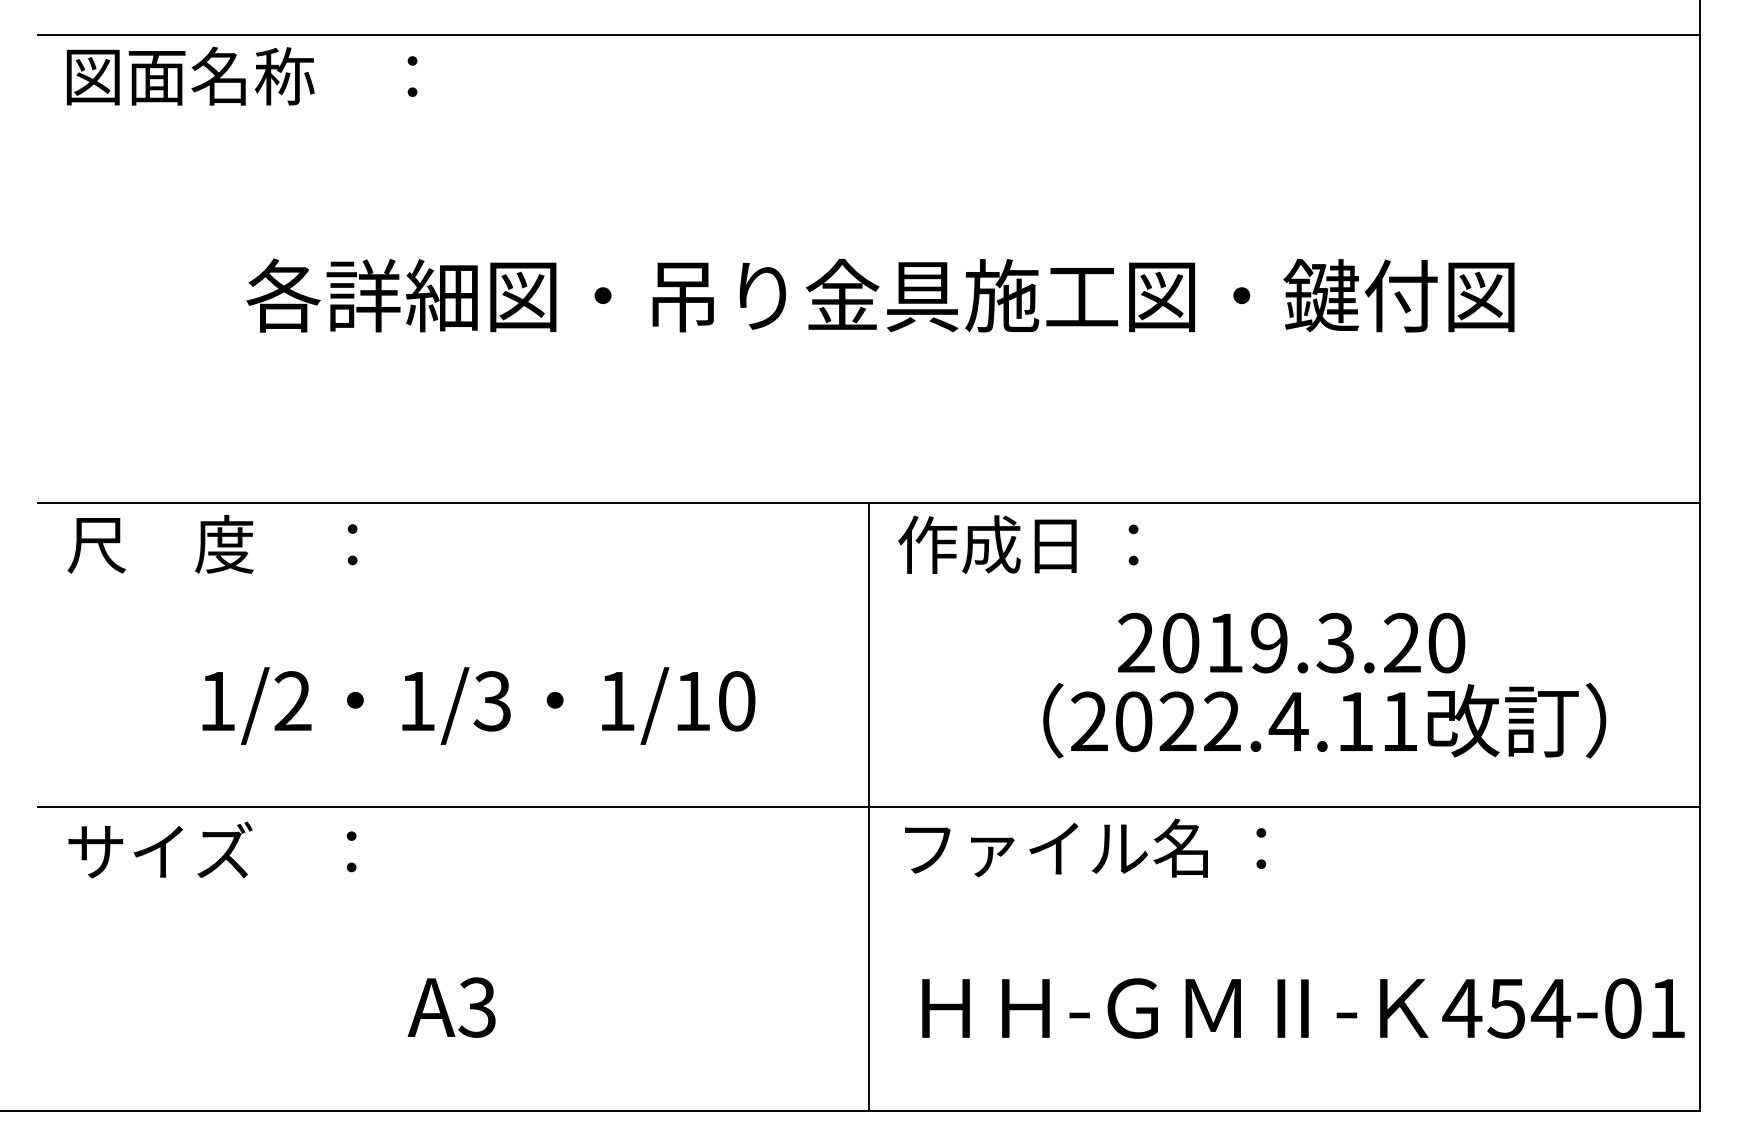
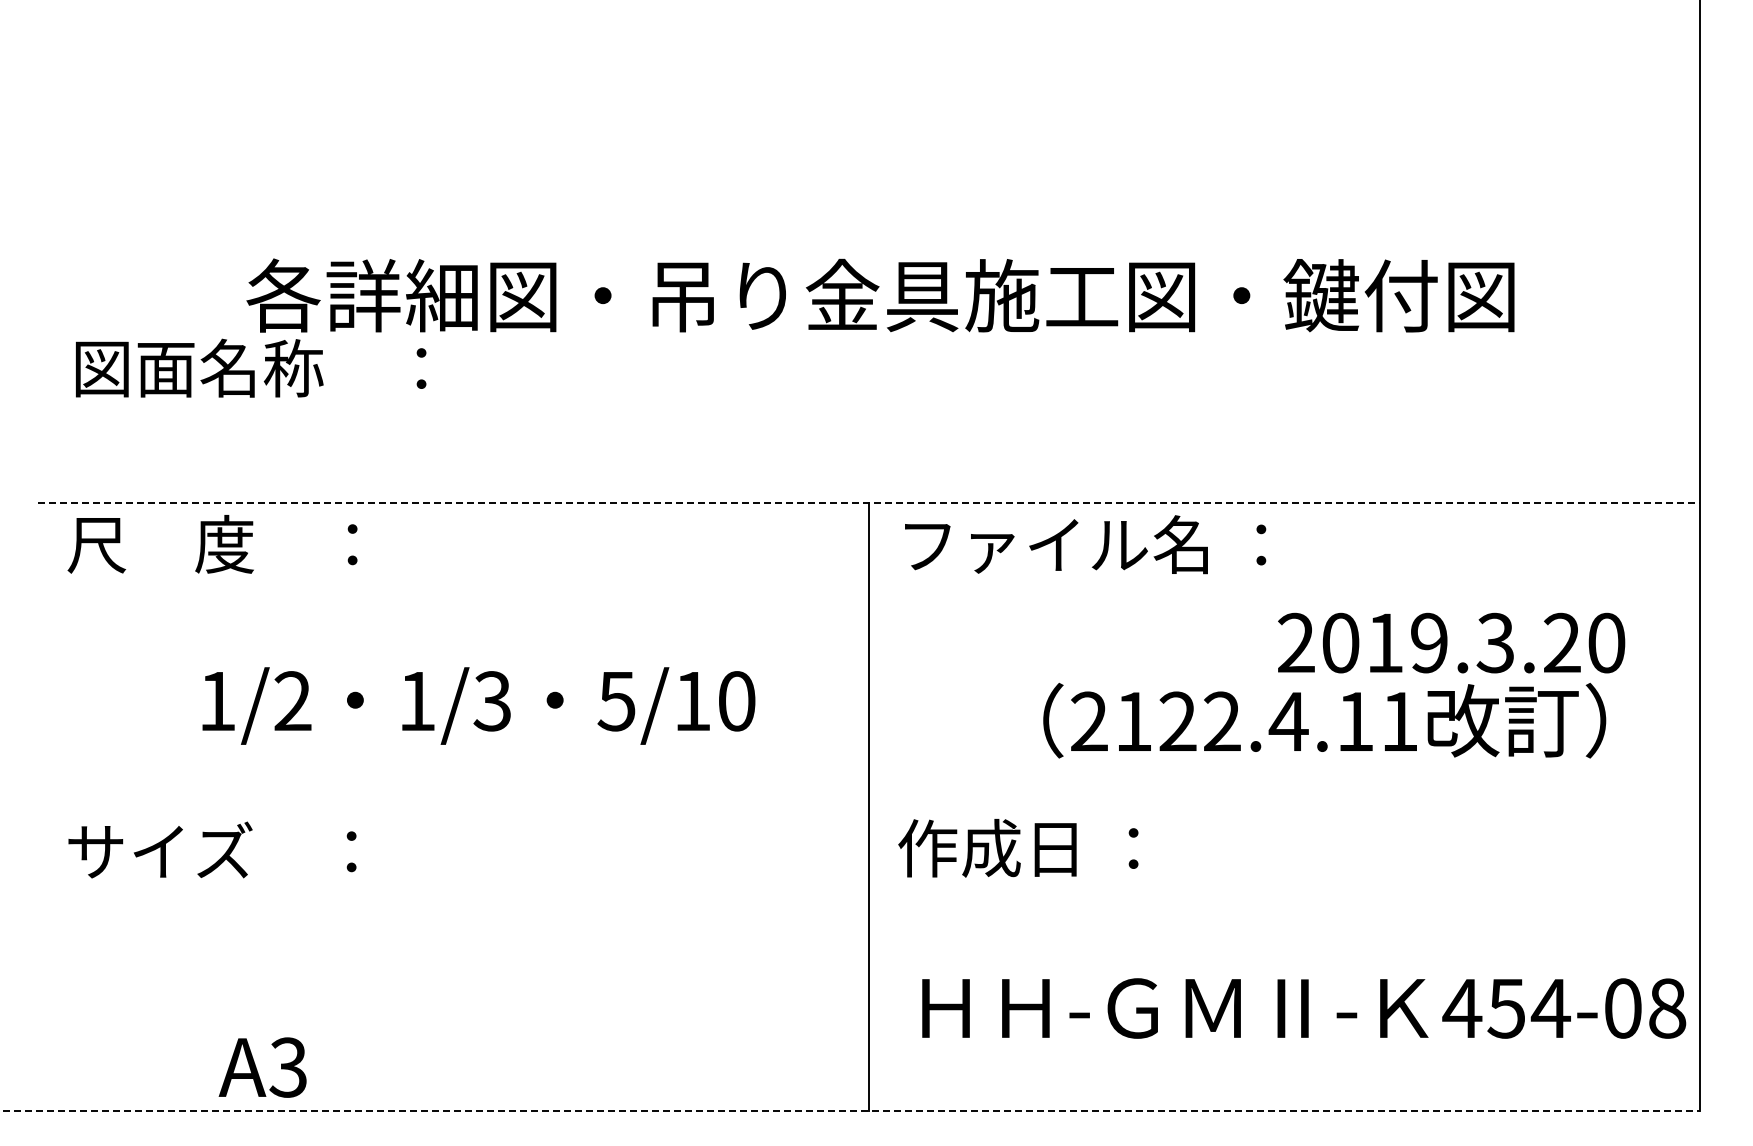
line: present -> none (869, 34)
text position: (242, 75) -> (251, 367) (251, 367)
line: solid -> dashed (869, 502)
text: 作成日 ： -> ファイル名 ： (1082, 544)
text position: (1291, 642) -> (1451, 642) (1451, 642)
text: 1/10 -> 5/10 (616, 701)
text: 2022.4.11 -> 2122.4.11 (1134, 721)
line: present -> none (869, 807)
text: ファイル名 ： -> 作成日 ： (1082, 847)
text position: (451, 1007) -> (262, 1067) (262, 1067)
text: 454-01 -> 454-08 (1667, 1008)
line: solid -> dashed (851, 1111)
